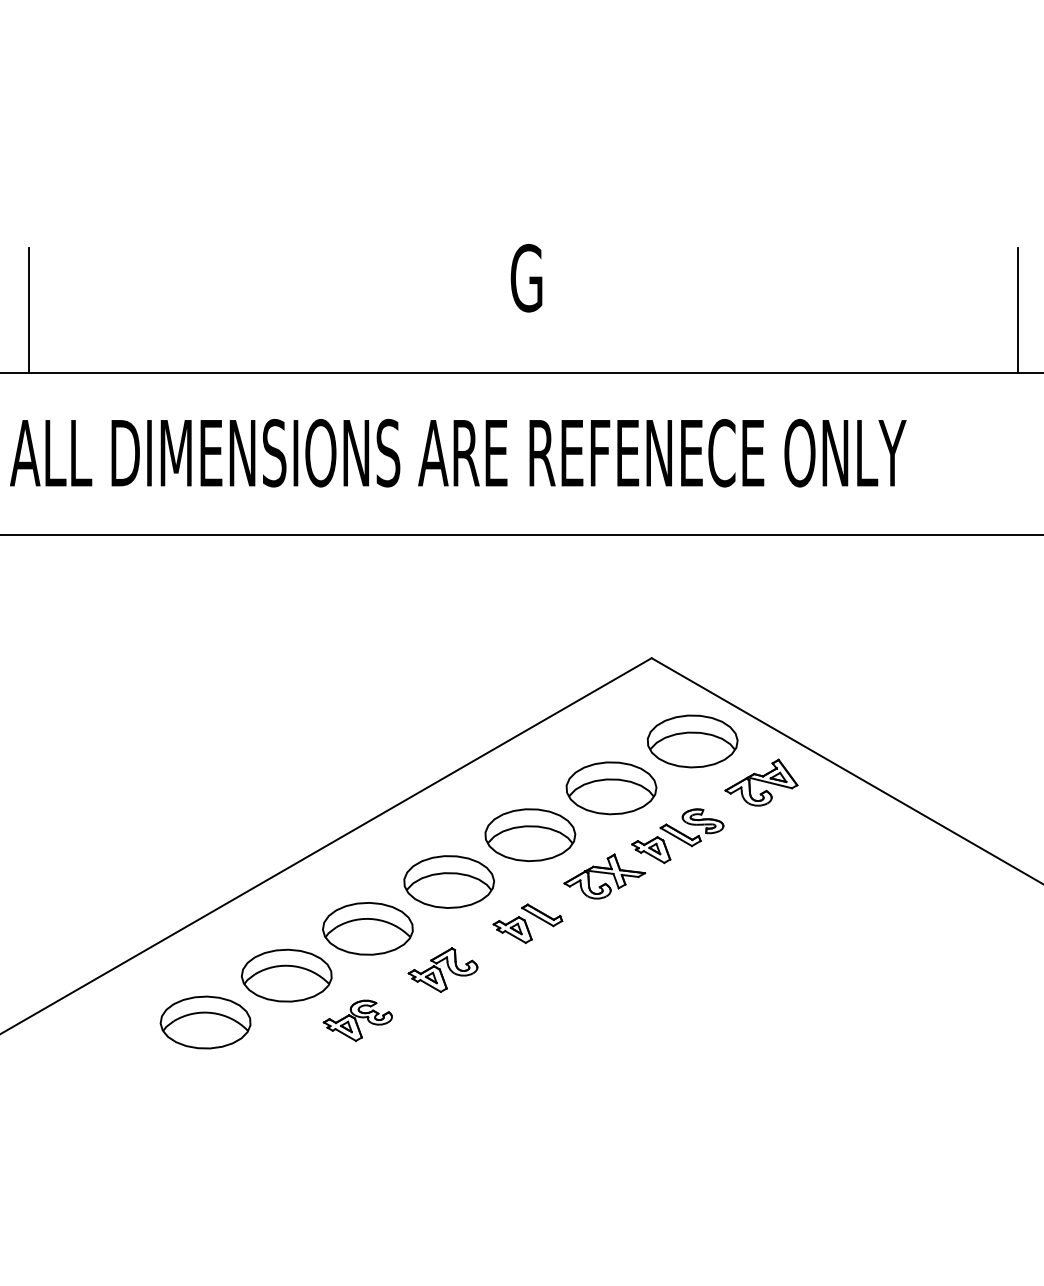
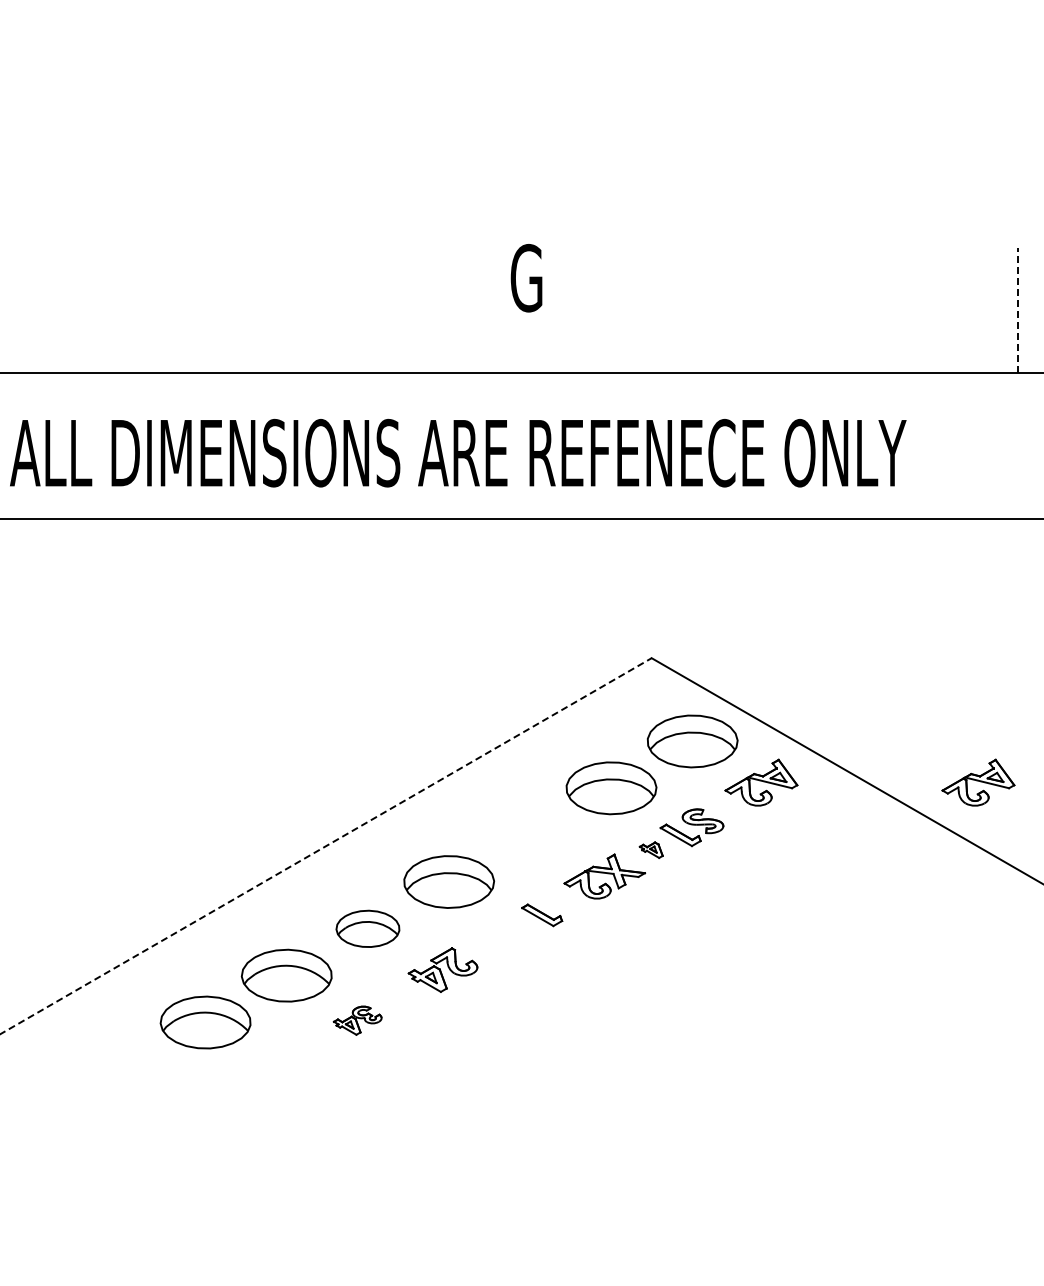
line: present -> none (28, 309)
line: solid -> dashed (1017, 310)
line position: (521, 535) -> (521, 519) (521, 519)
part: none -> present (978, 782)
part: present -> none (530, 834)
line: solid -> dashed (326, 845)
part size: 41x29 px -> 26x18 px (650, 849)
part size: 92x54 px -> 66x39 px (367, 928)
part: present -> none (512, 929)
part size: 71x43 px -> 51x31 px (357, 1020)
